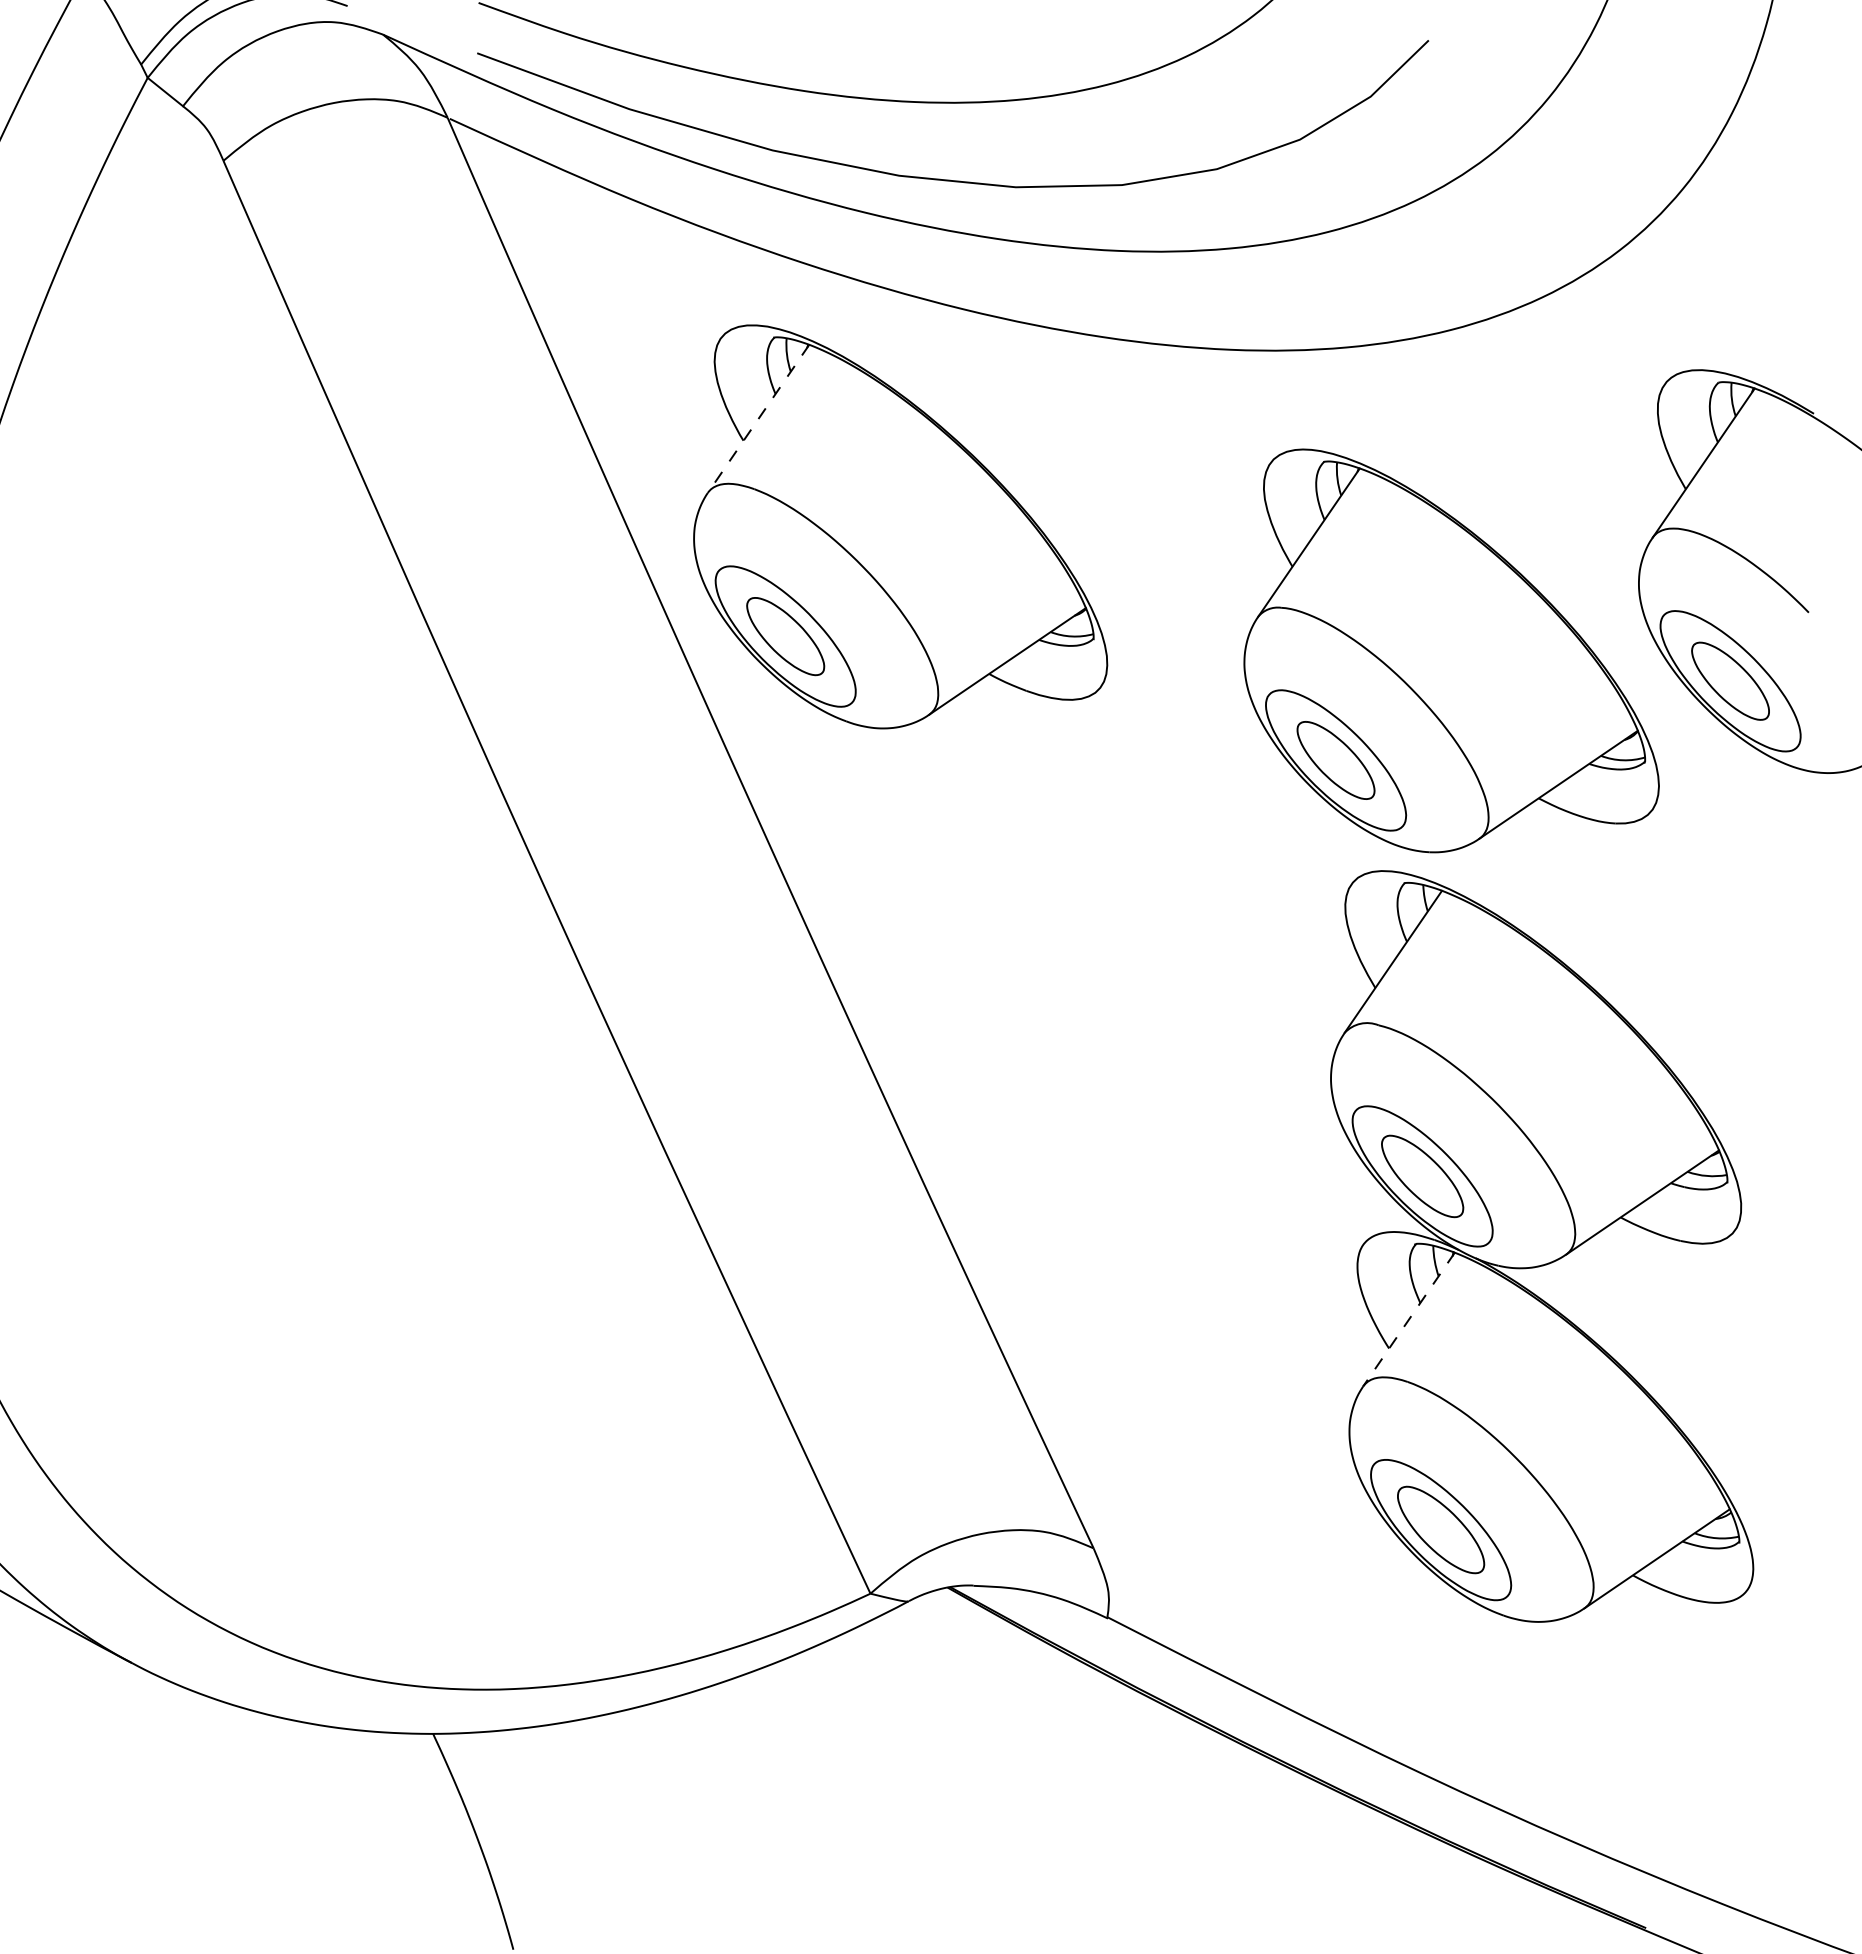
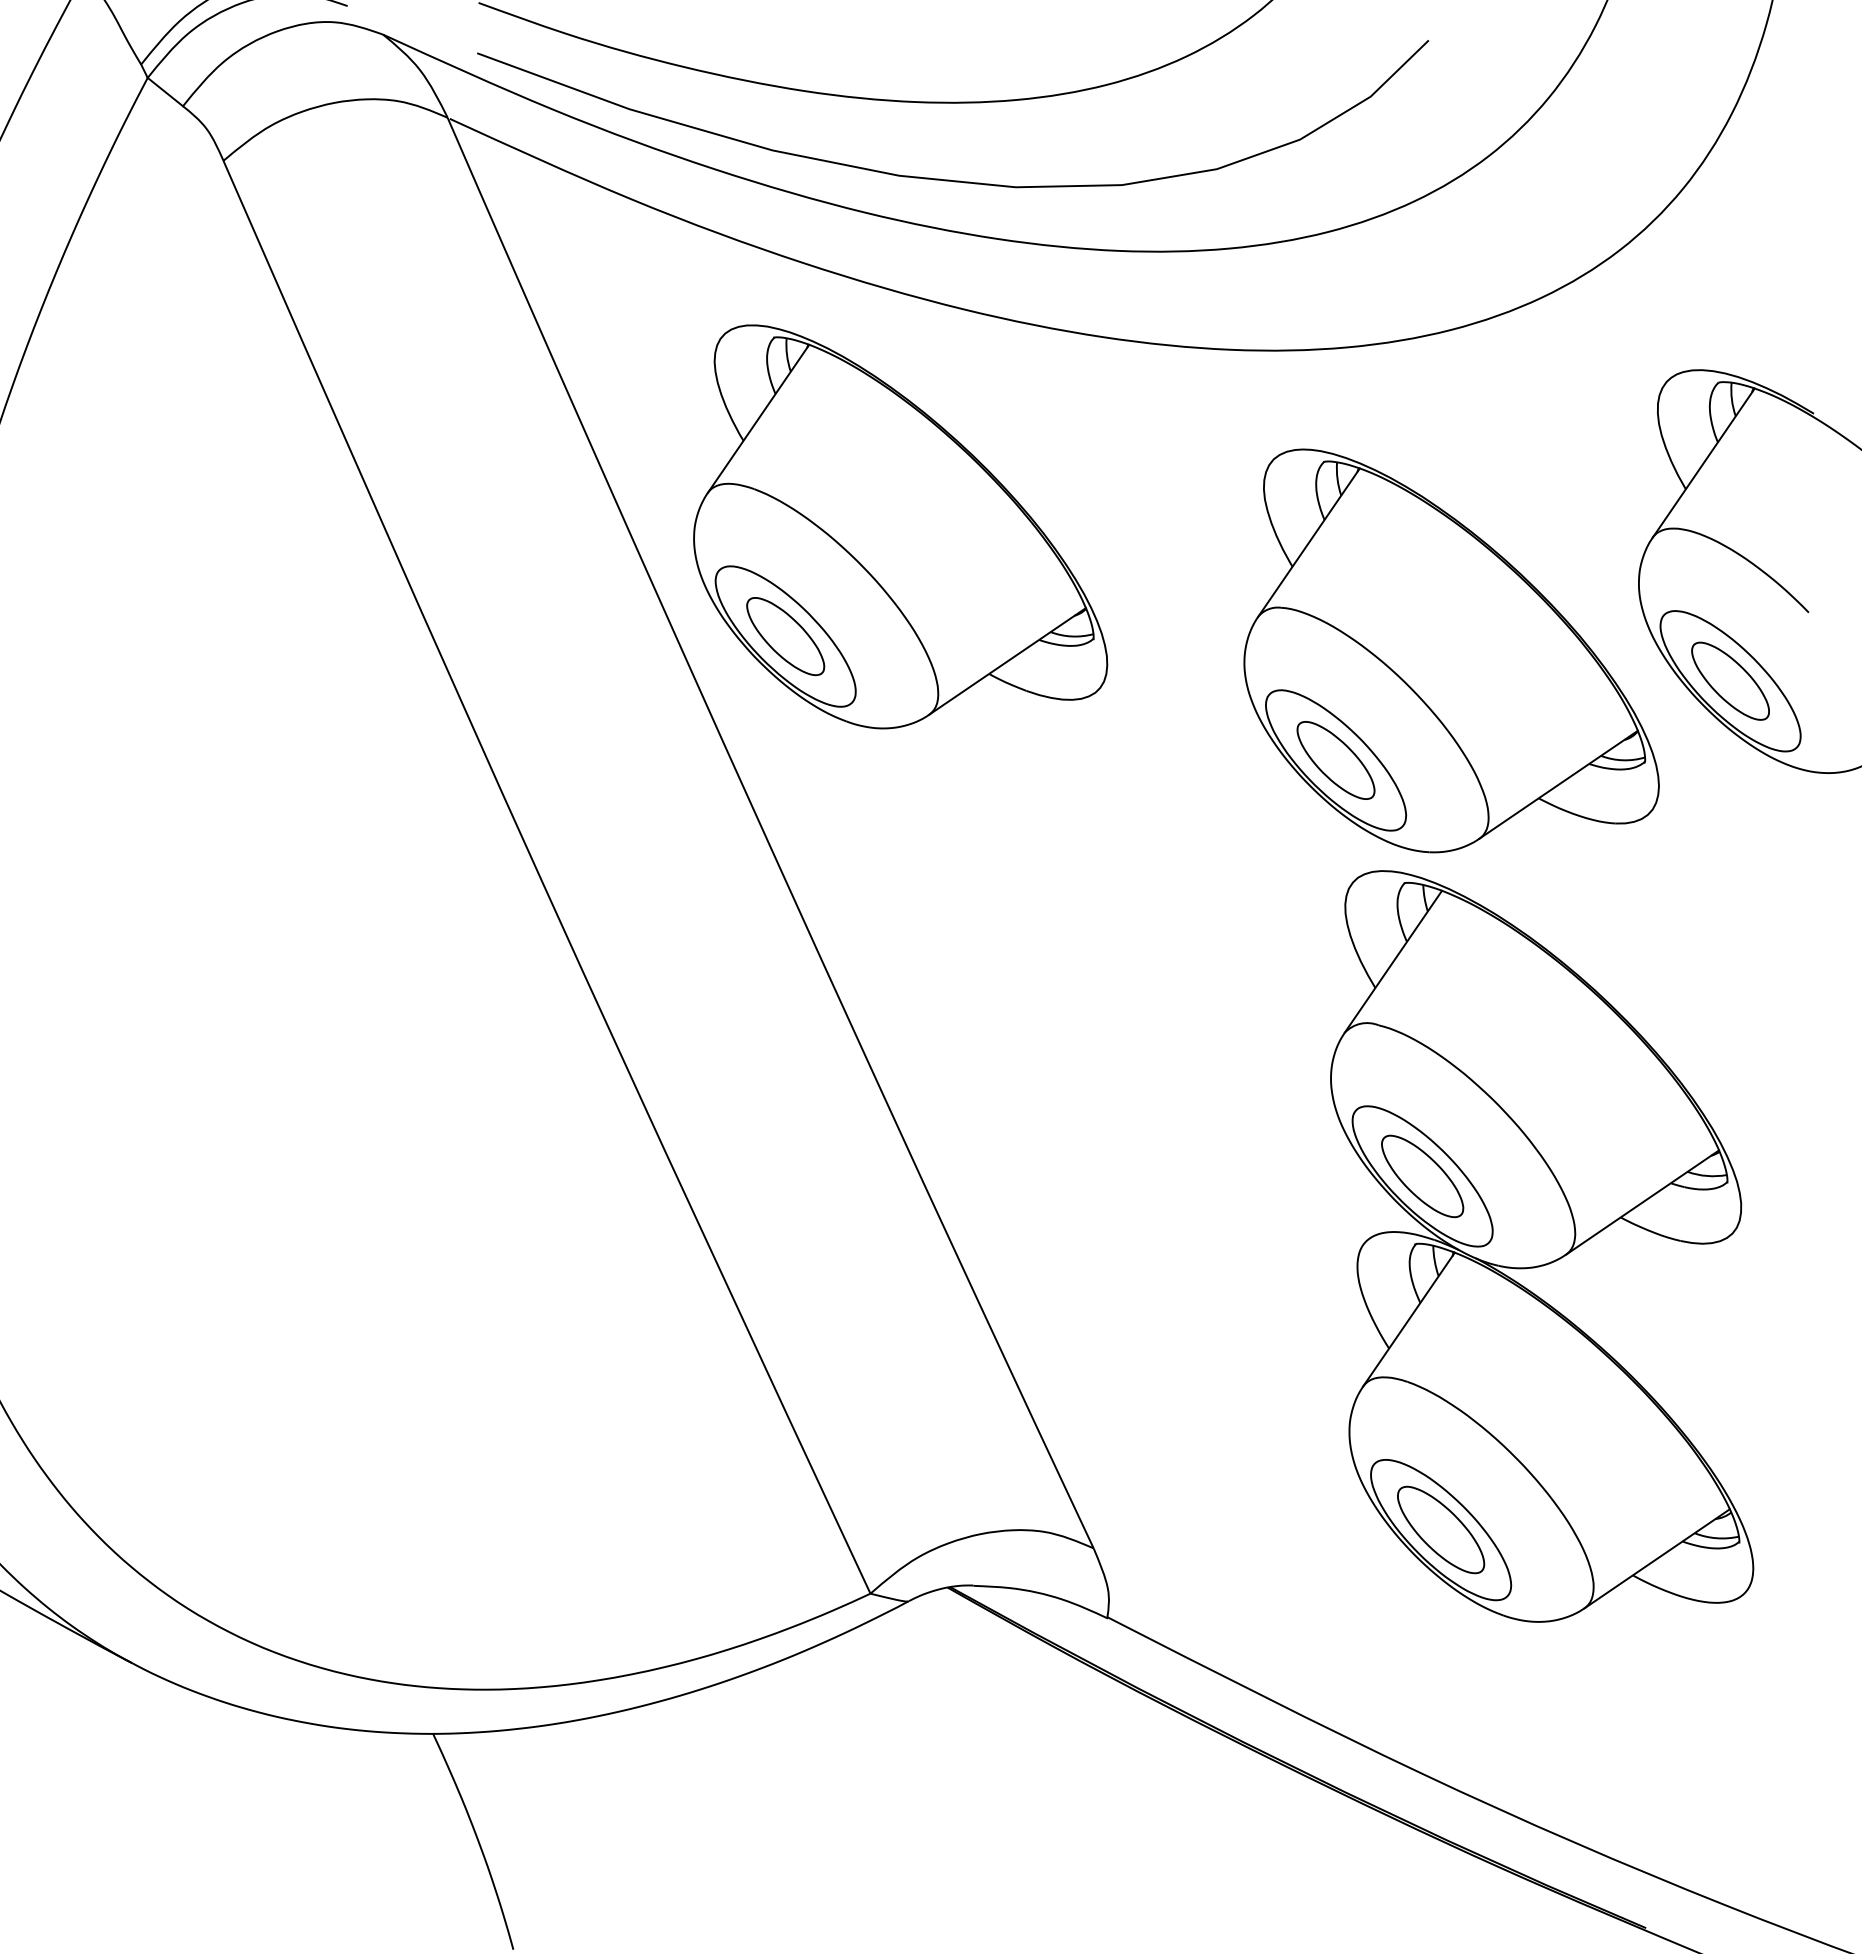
line: dashed -> solid (758, 418)
line: dashed -> solid (1408, 1319)
